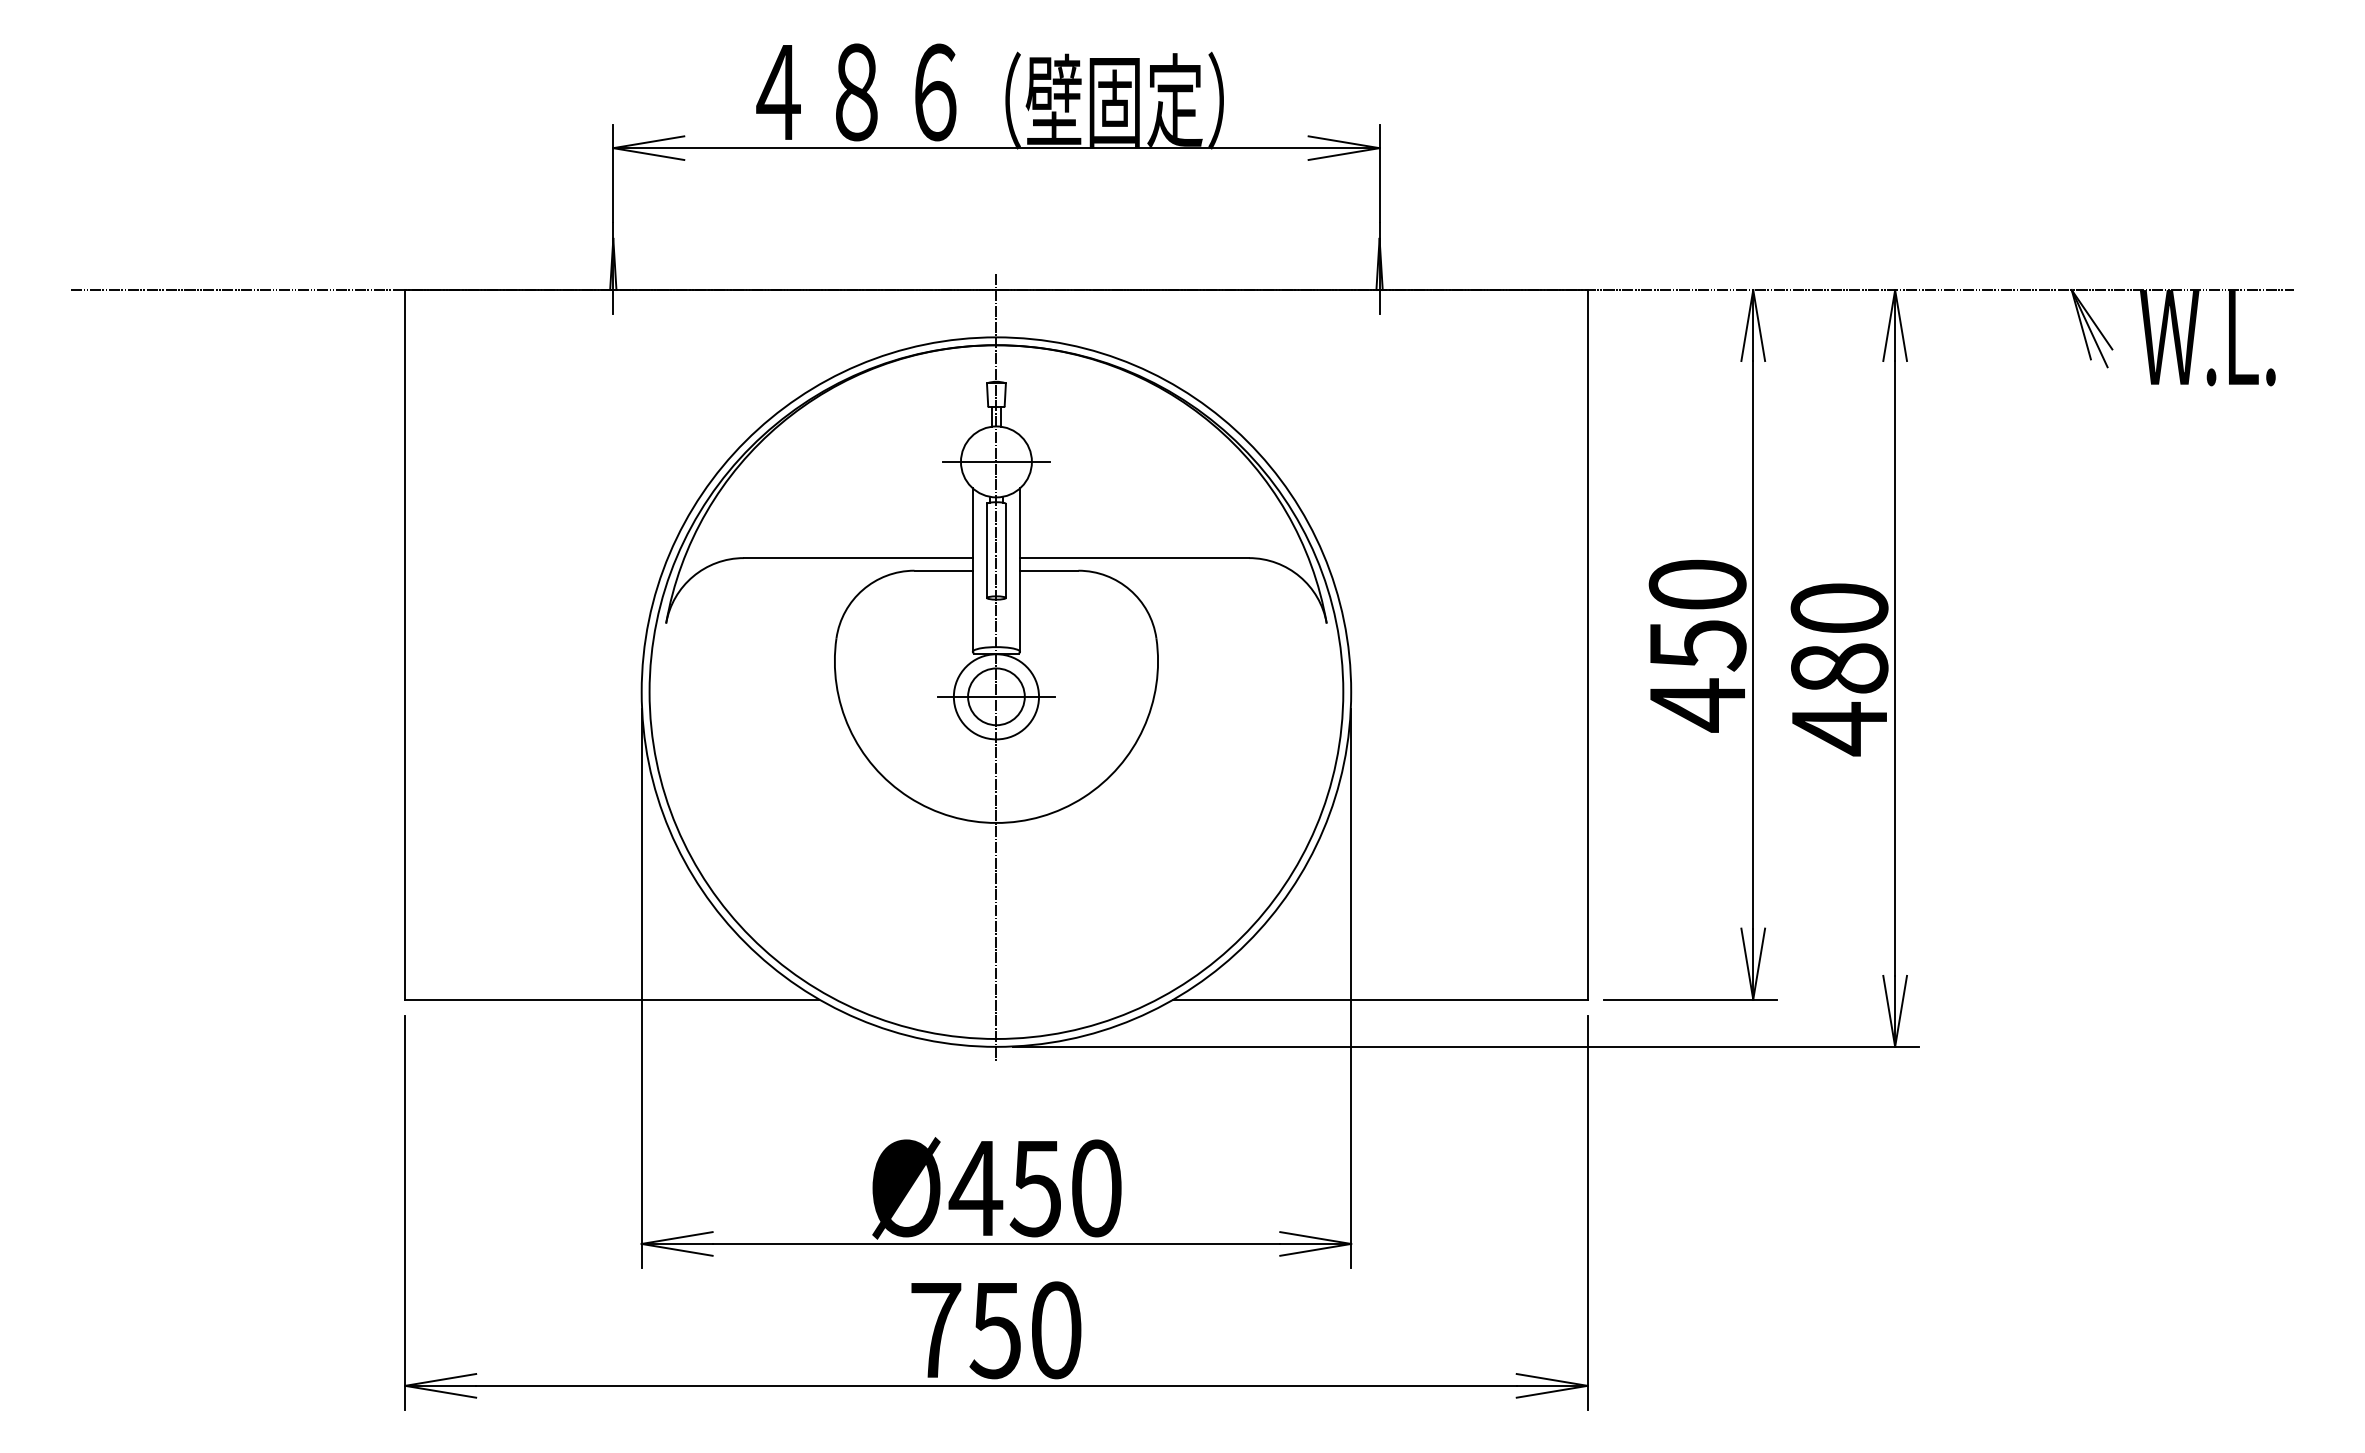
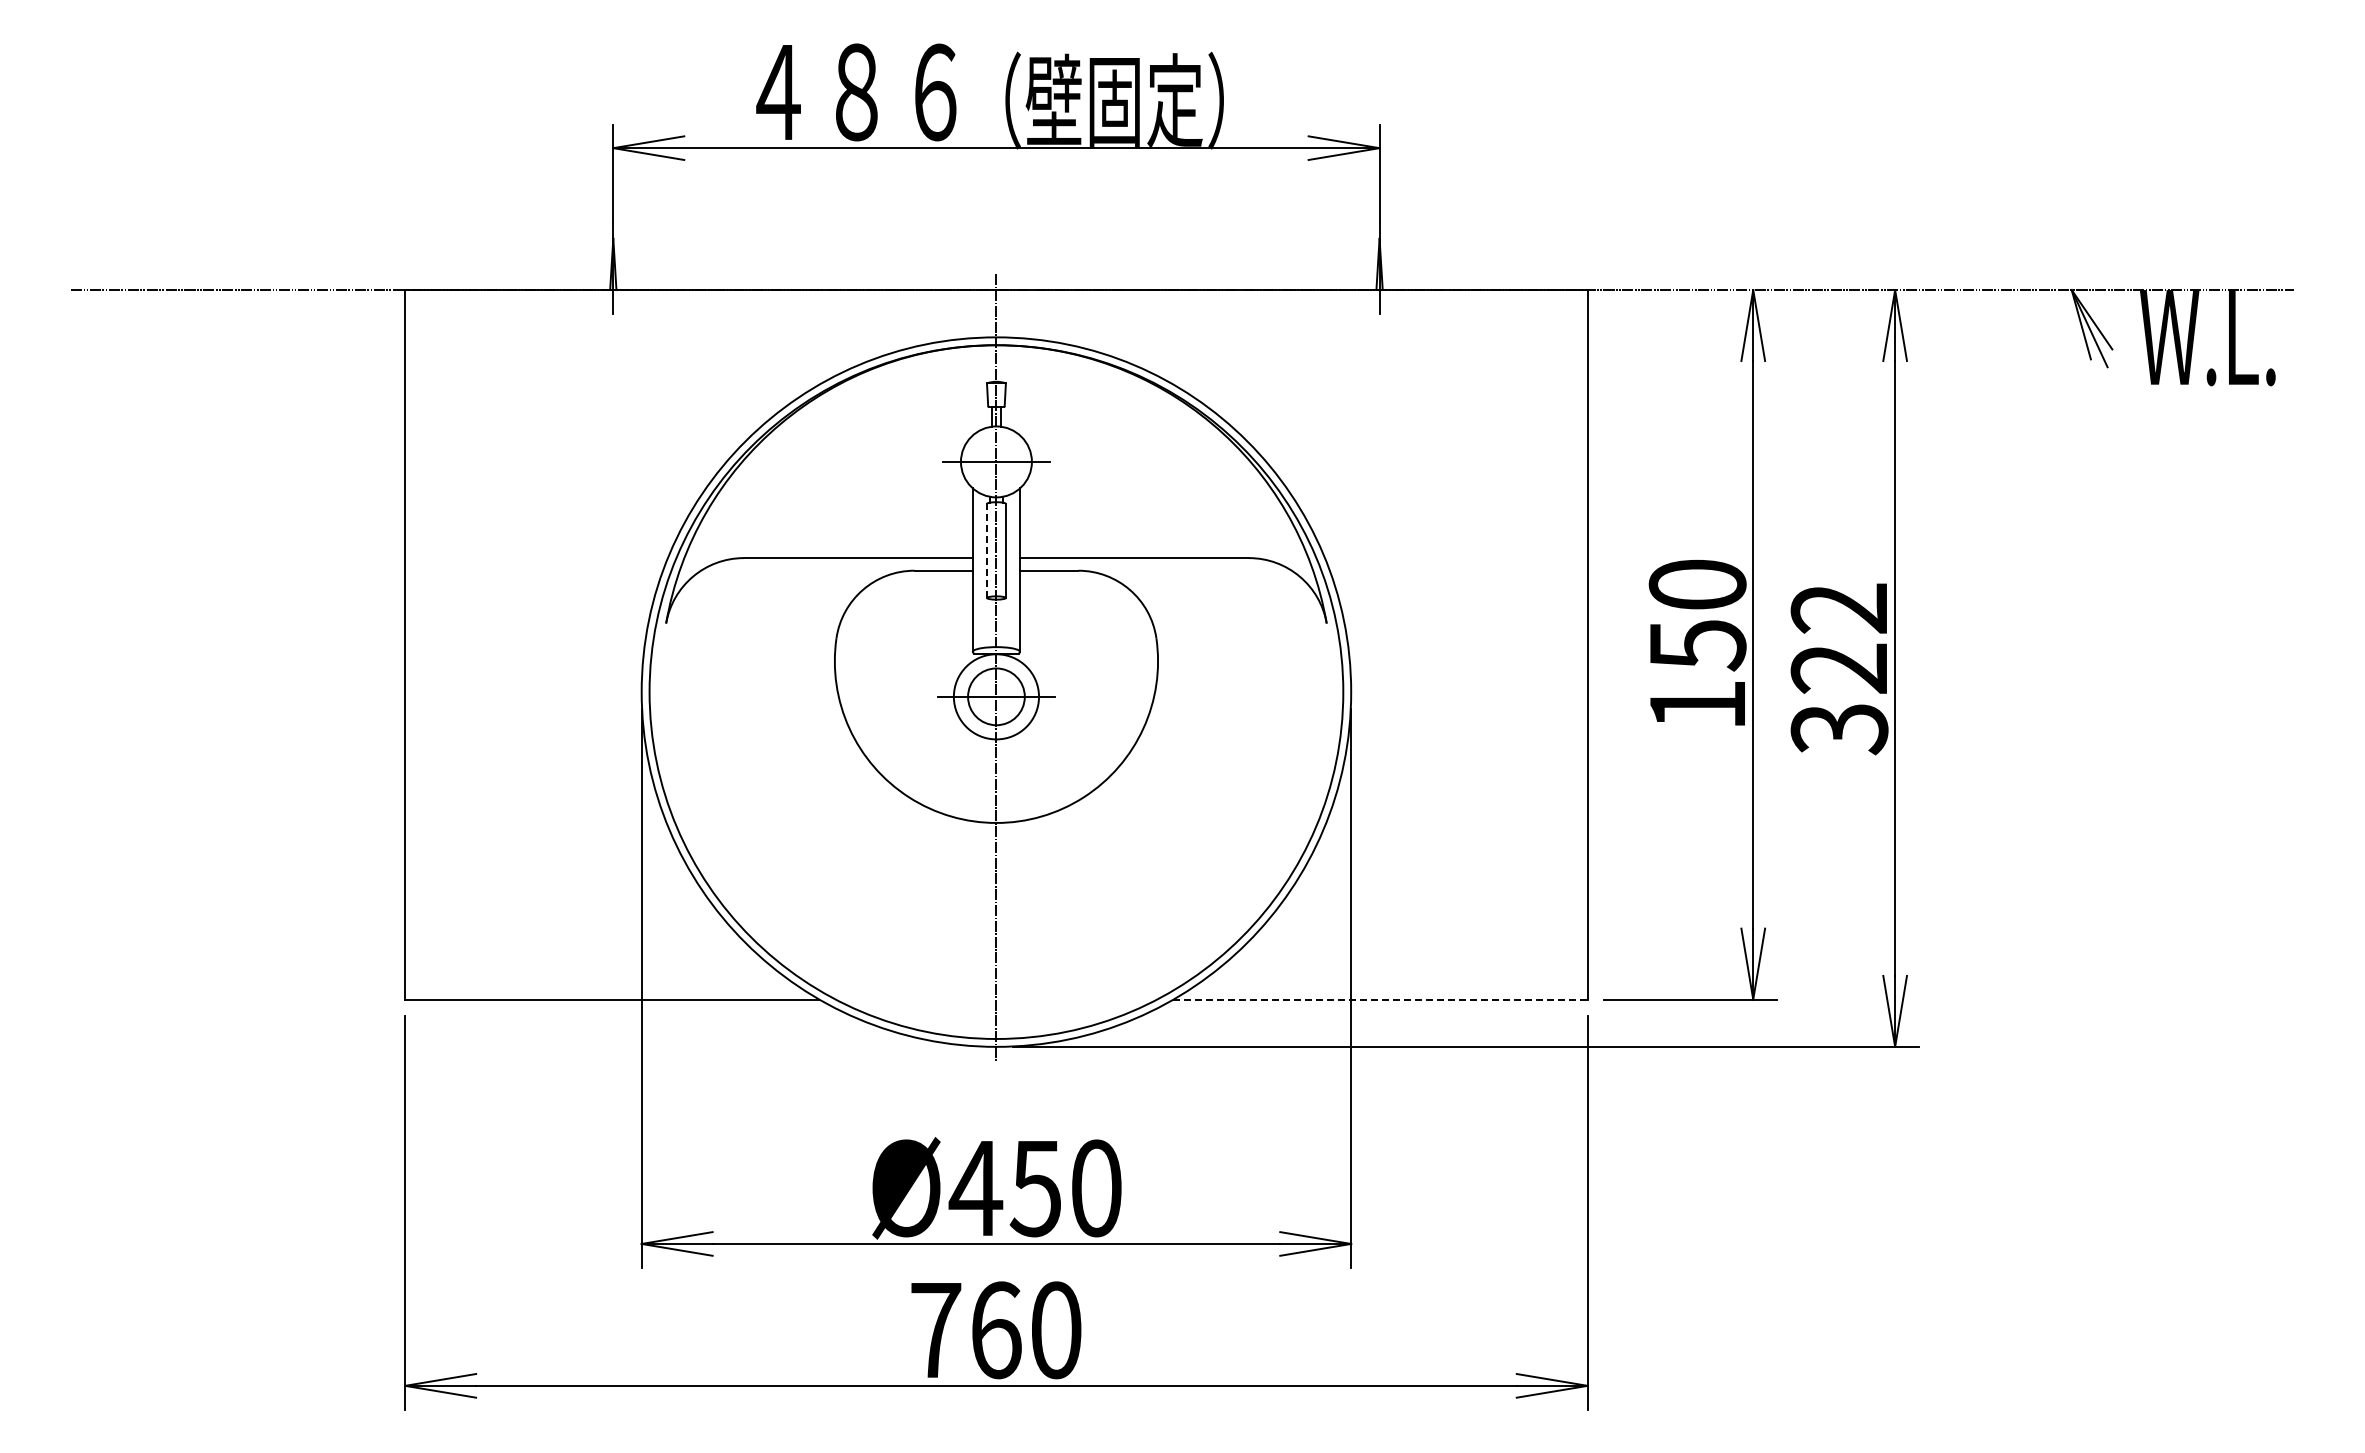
line: solid -> dashed (986, 550)
text: 480 -> 322 (1839, 669)
text: 450 -> 150 (1697, 705)
line: solid -> dashed (1381, 999)
text: 750 -> 760 (995, 1330)
